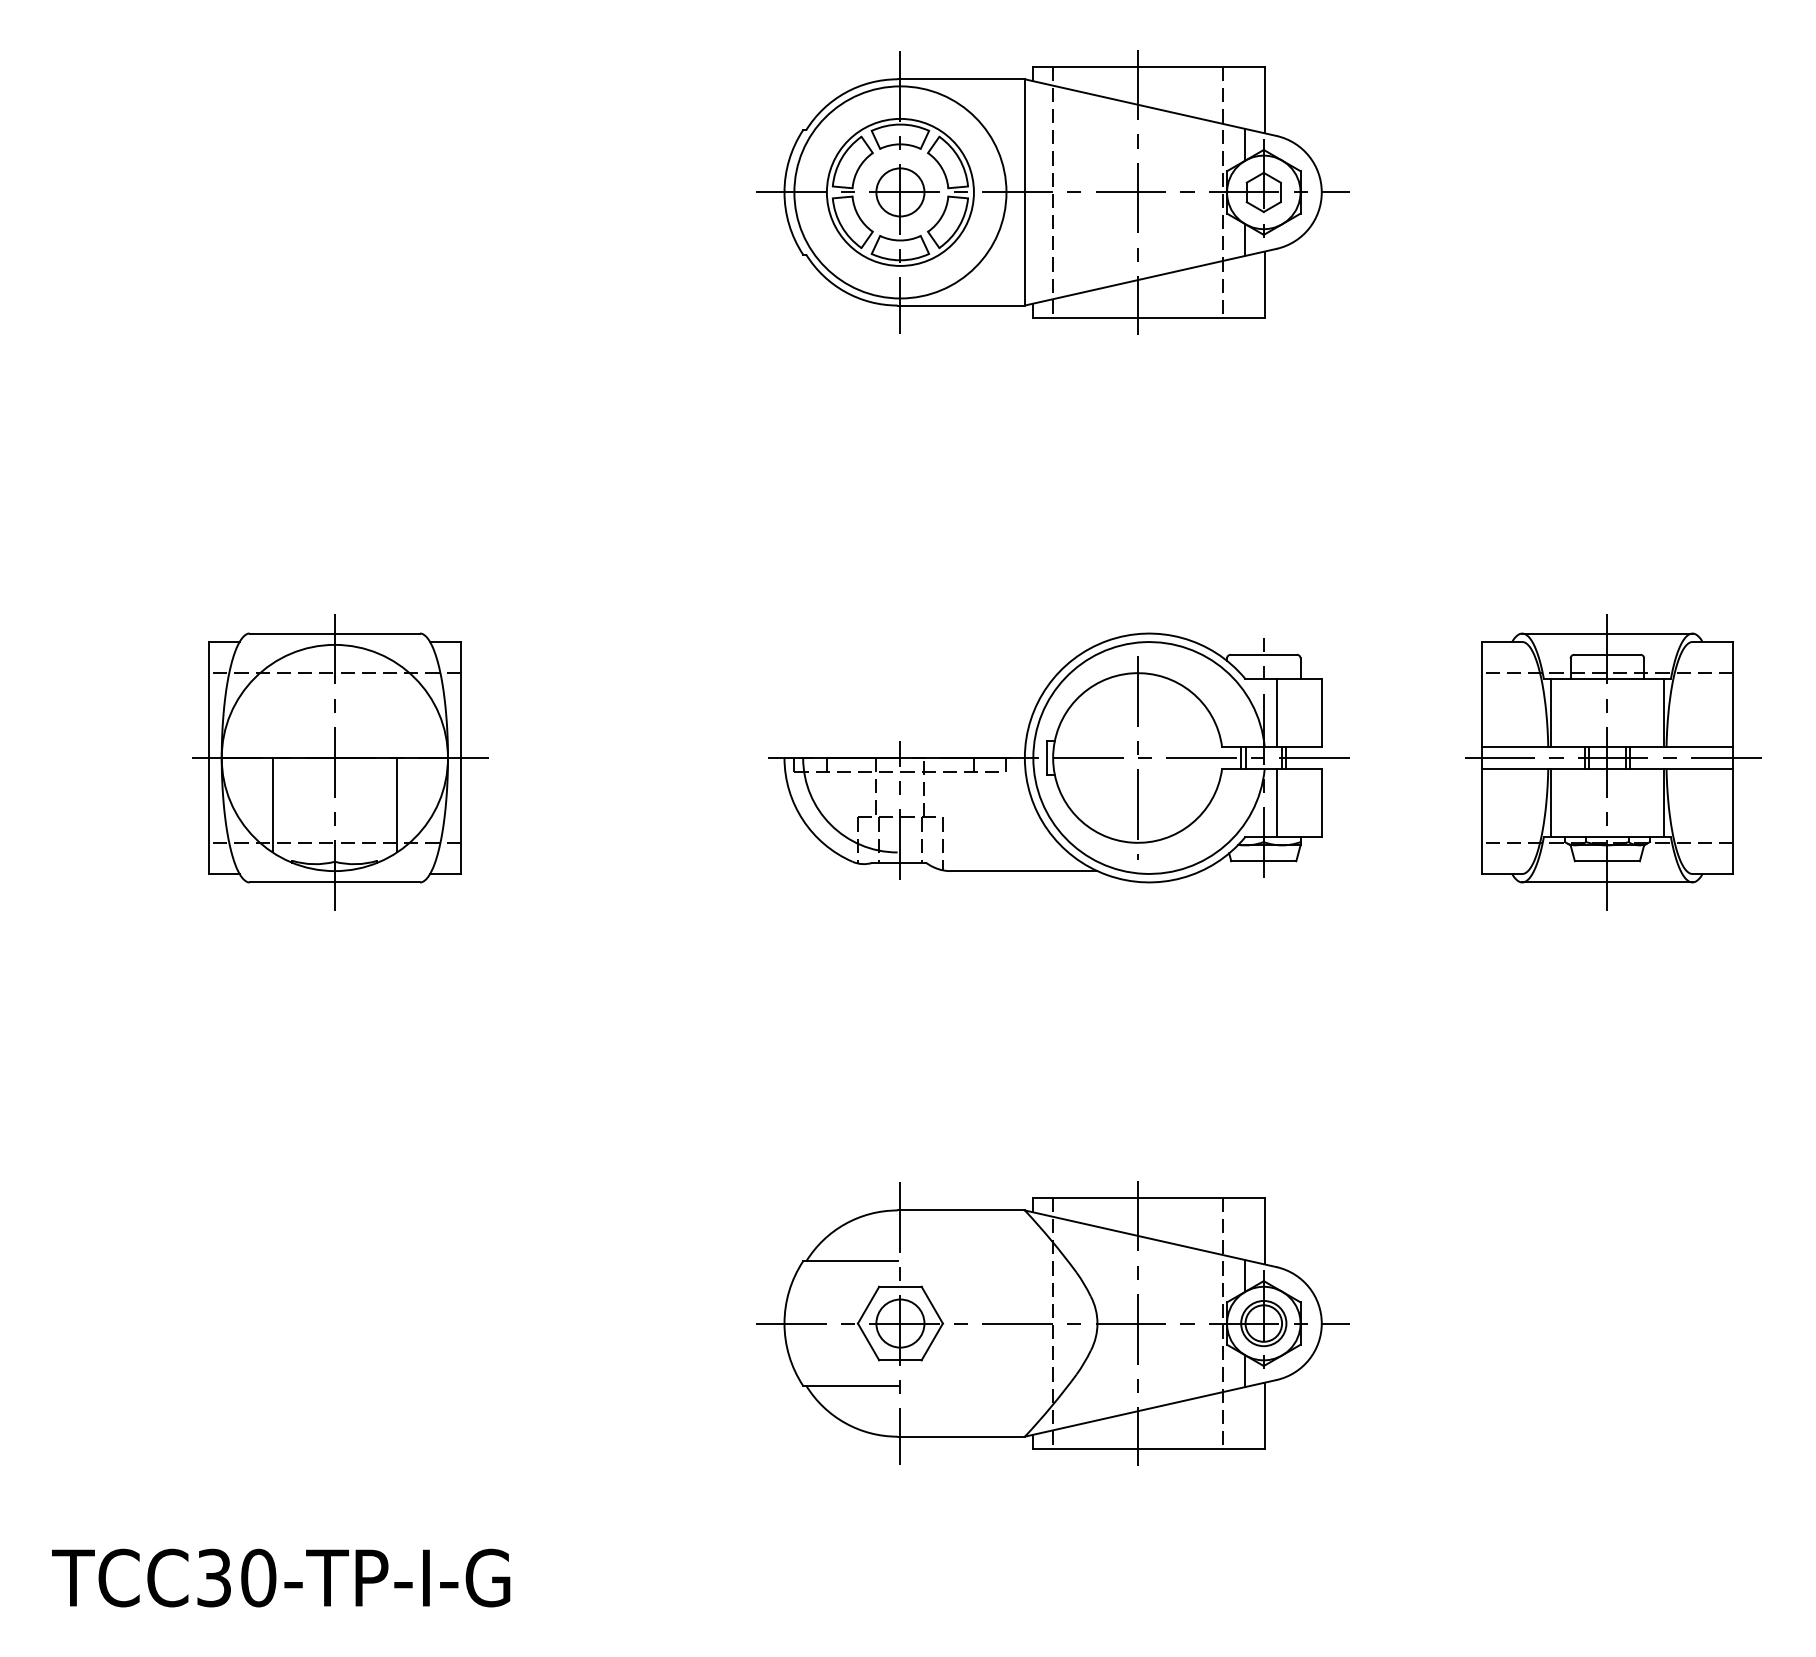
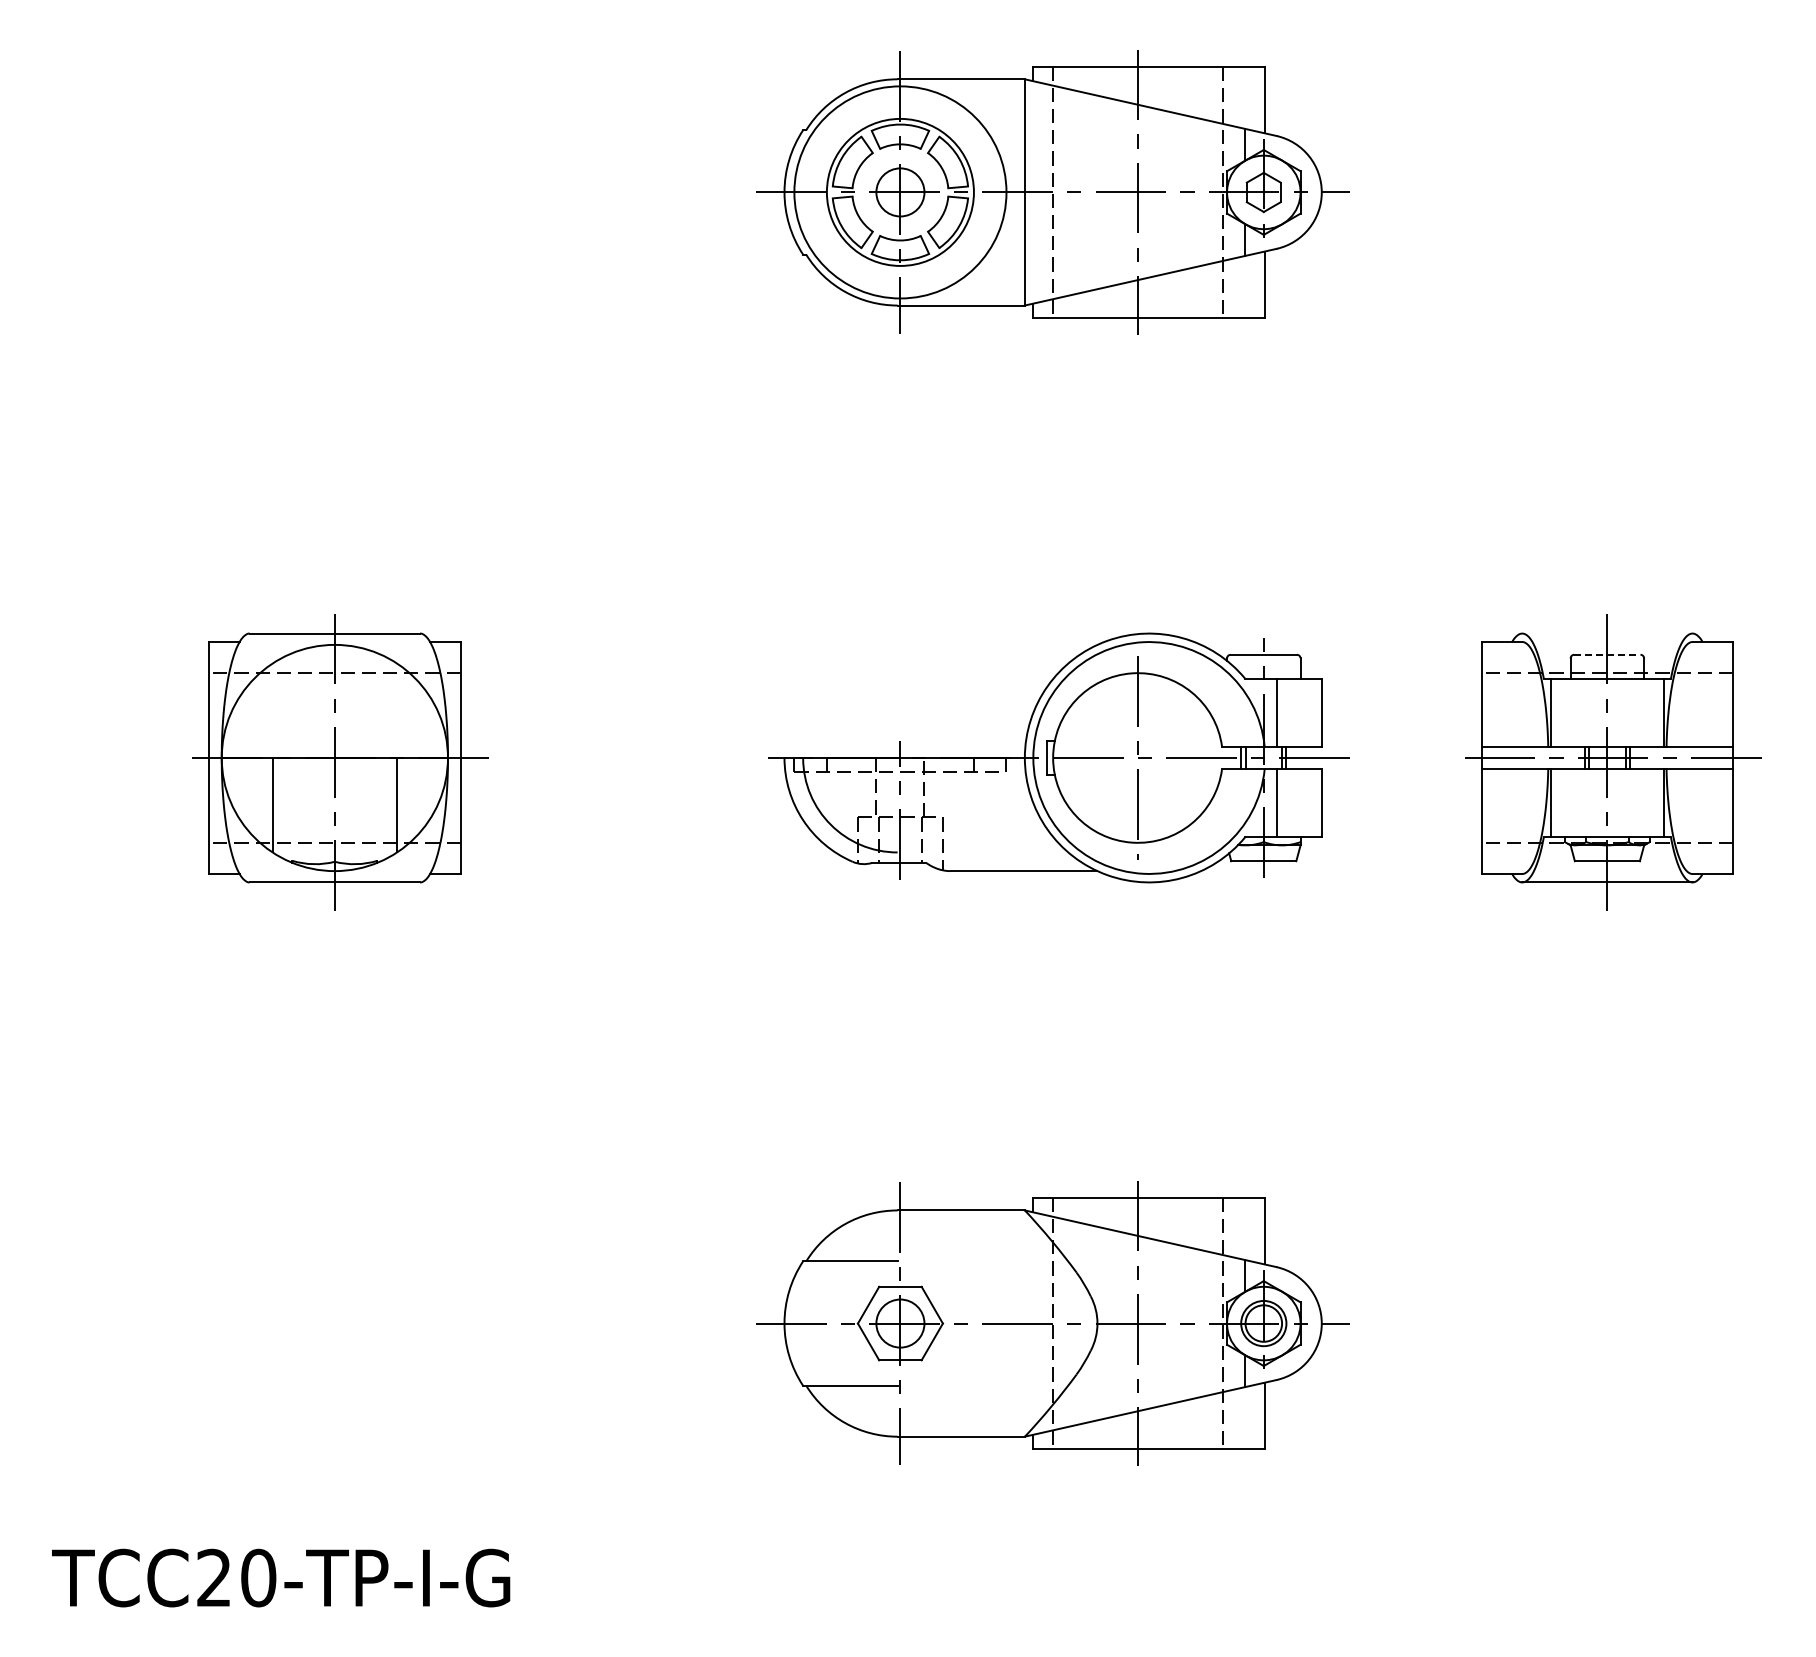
line: present -> none (1607, 633)
line: solid -> dashed (1607, 654)
text: TCC30-TP-I-G -> TCC20-TP-I-G (213, 1578)
